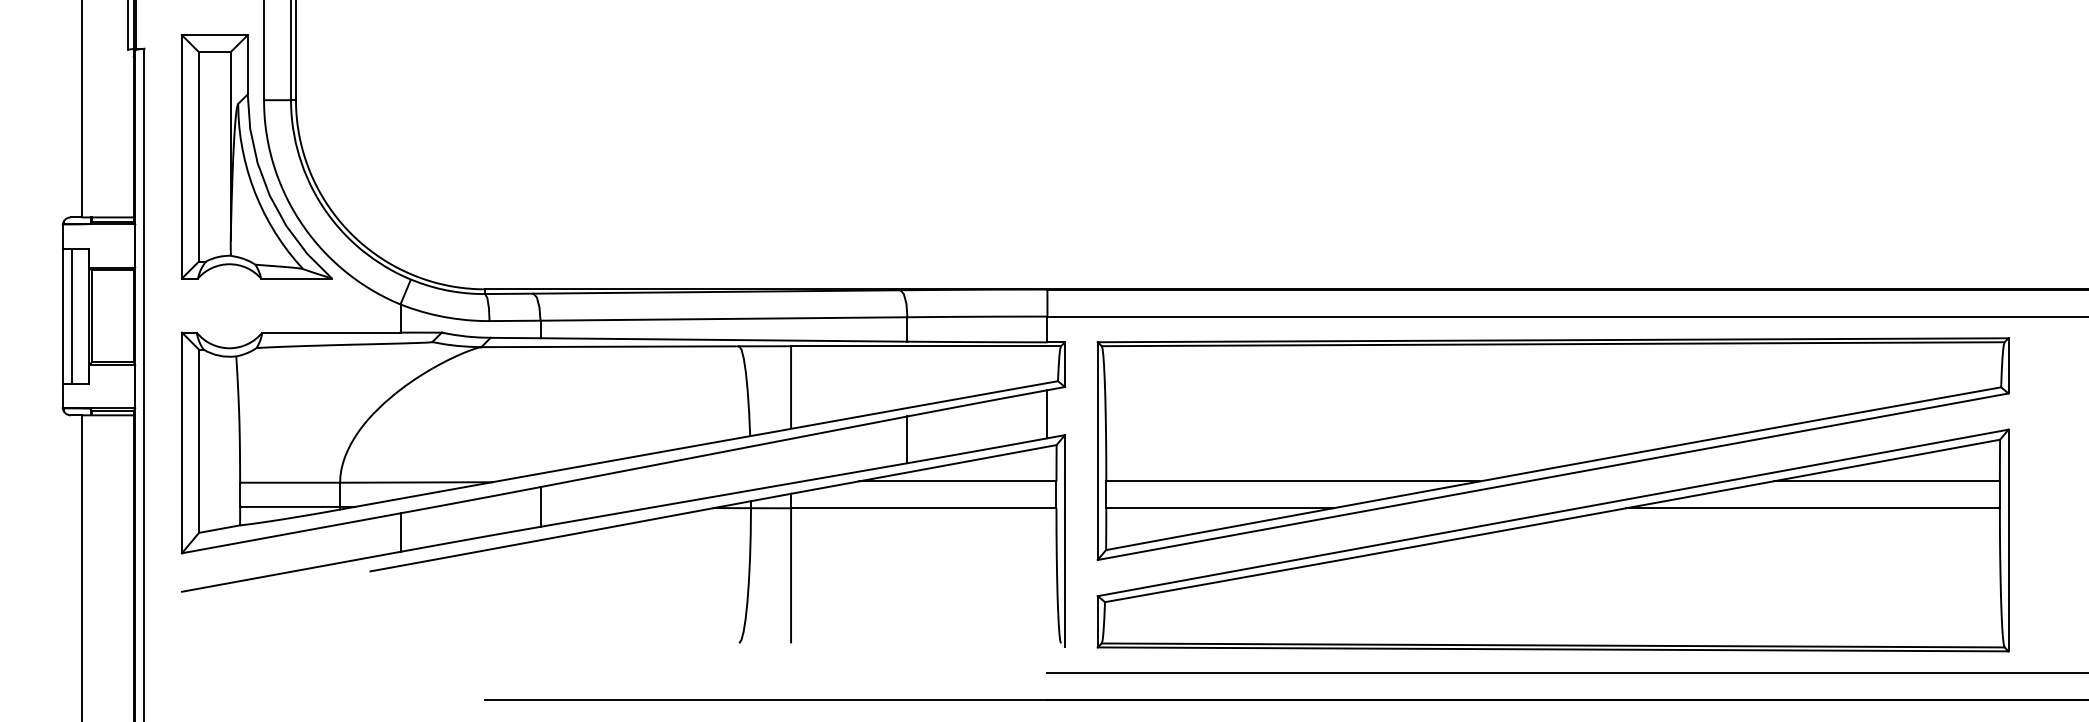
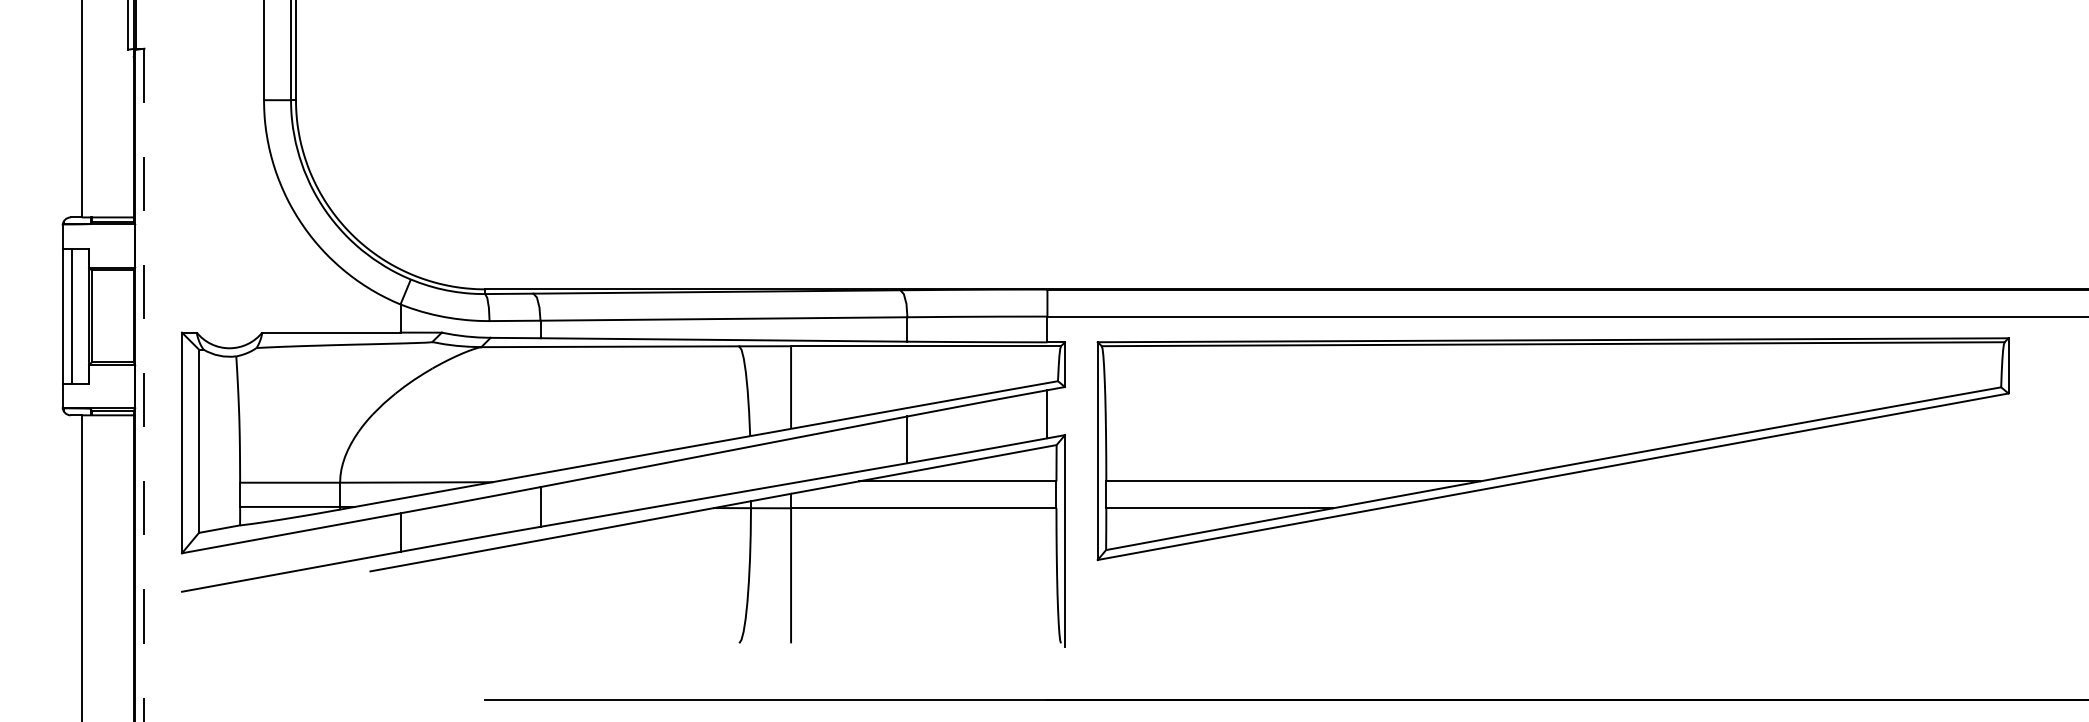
part: present -> none (256, 156)
line: solid -> dashed (144, 385)
part: present -> none (1552, 540)
line: present -> none (1566, 673)
